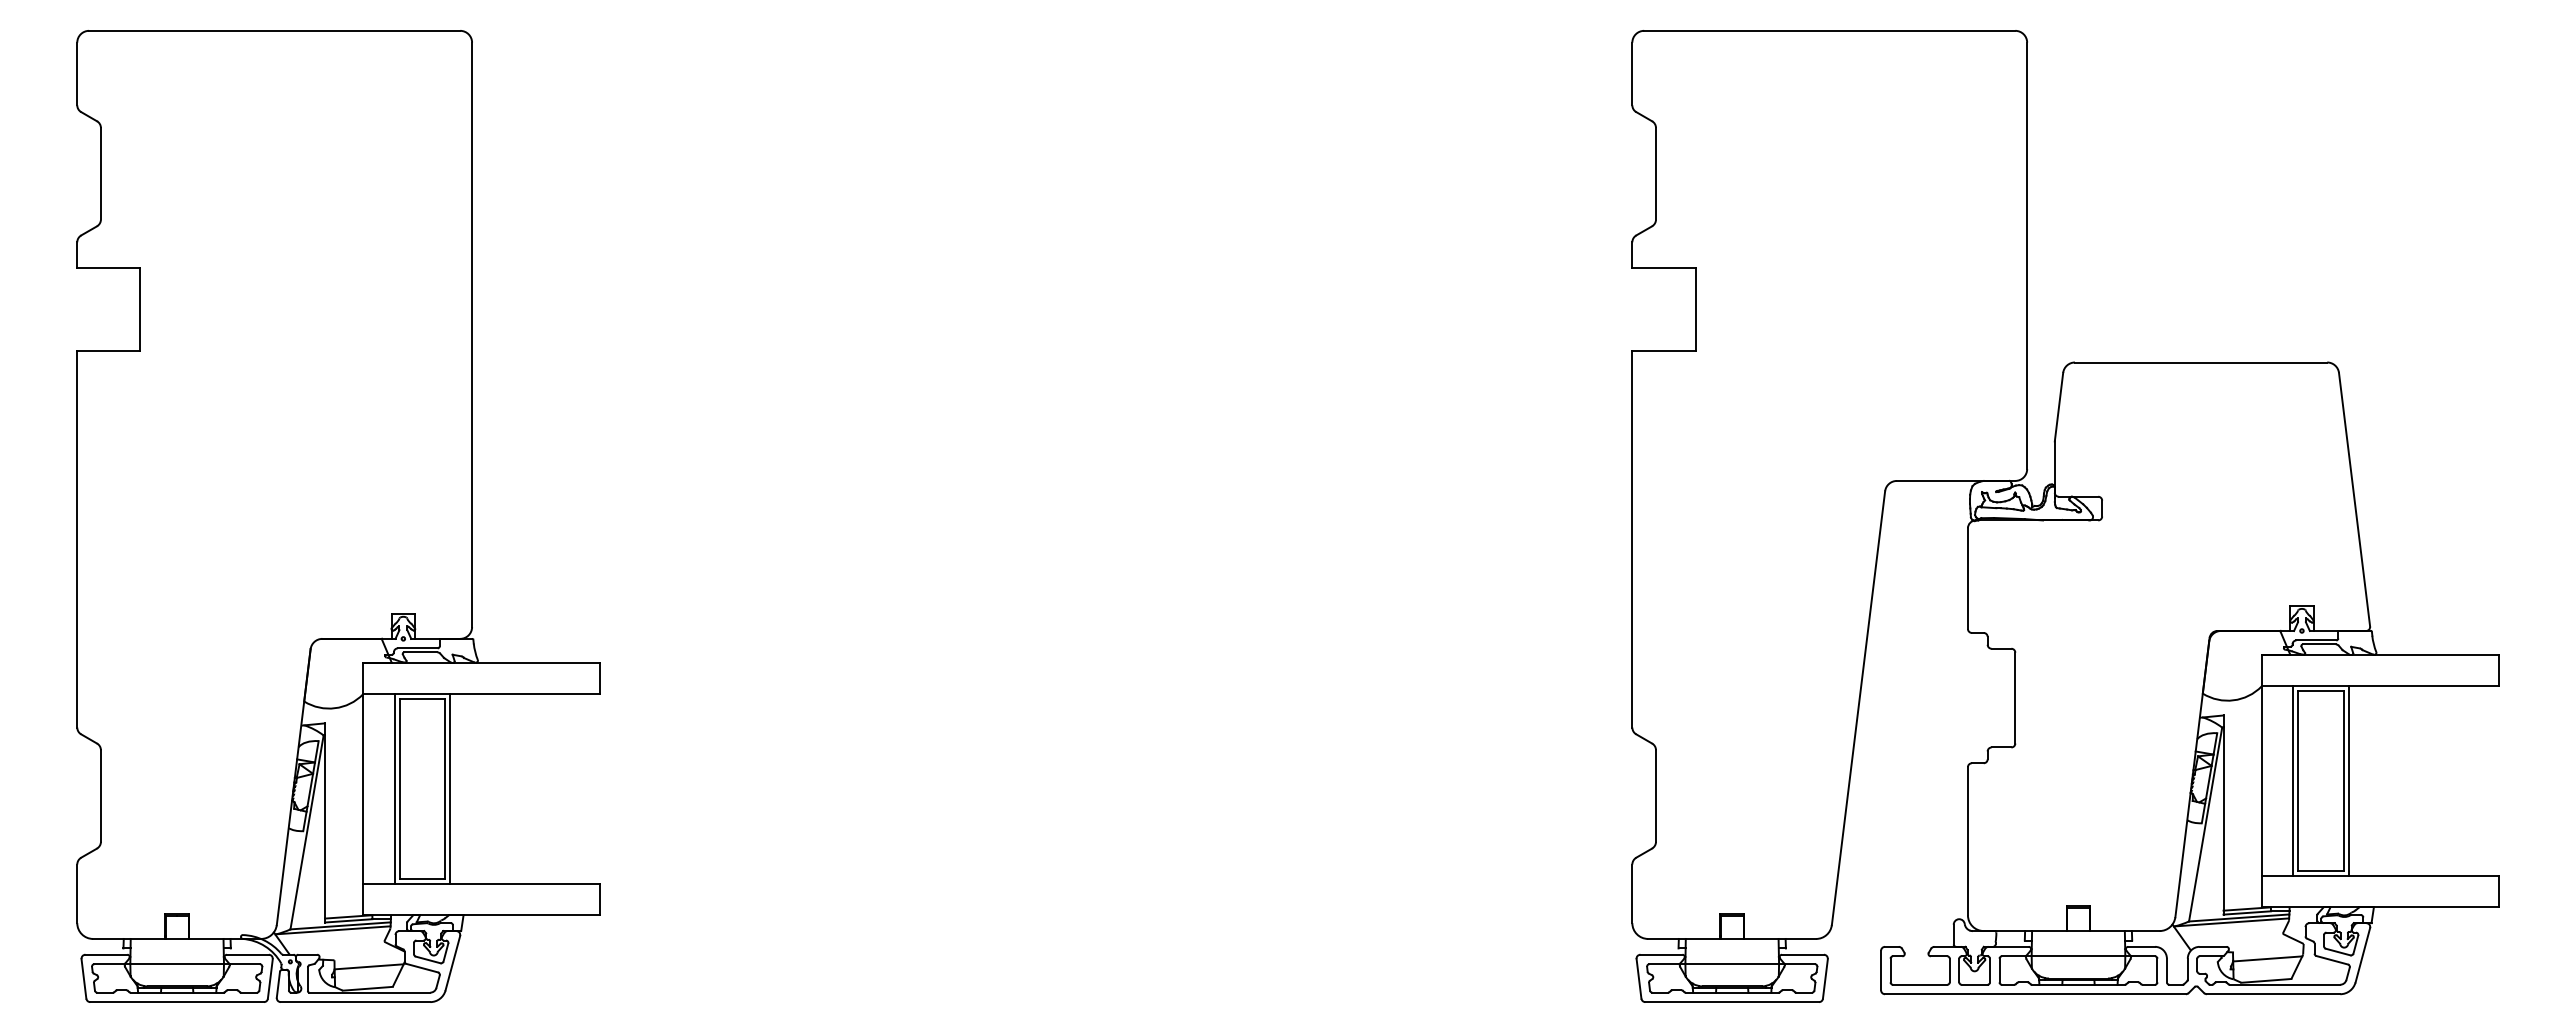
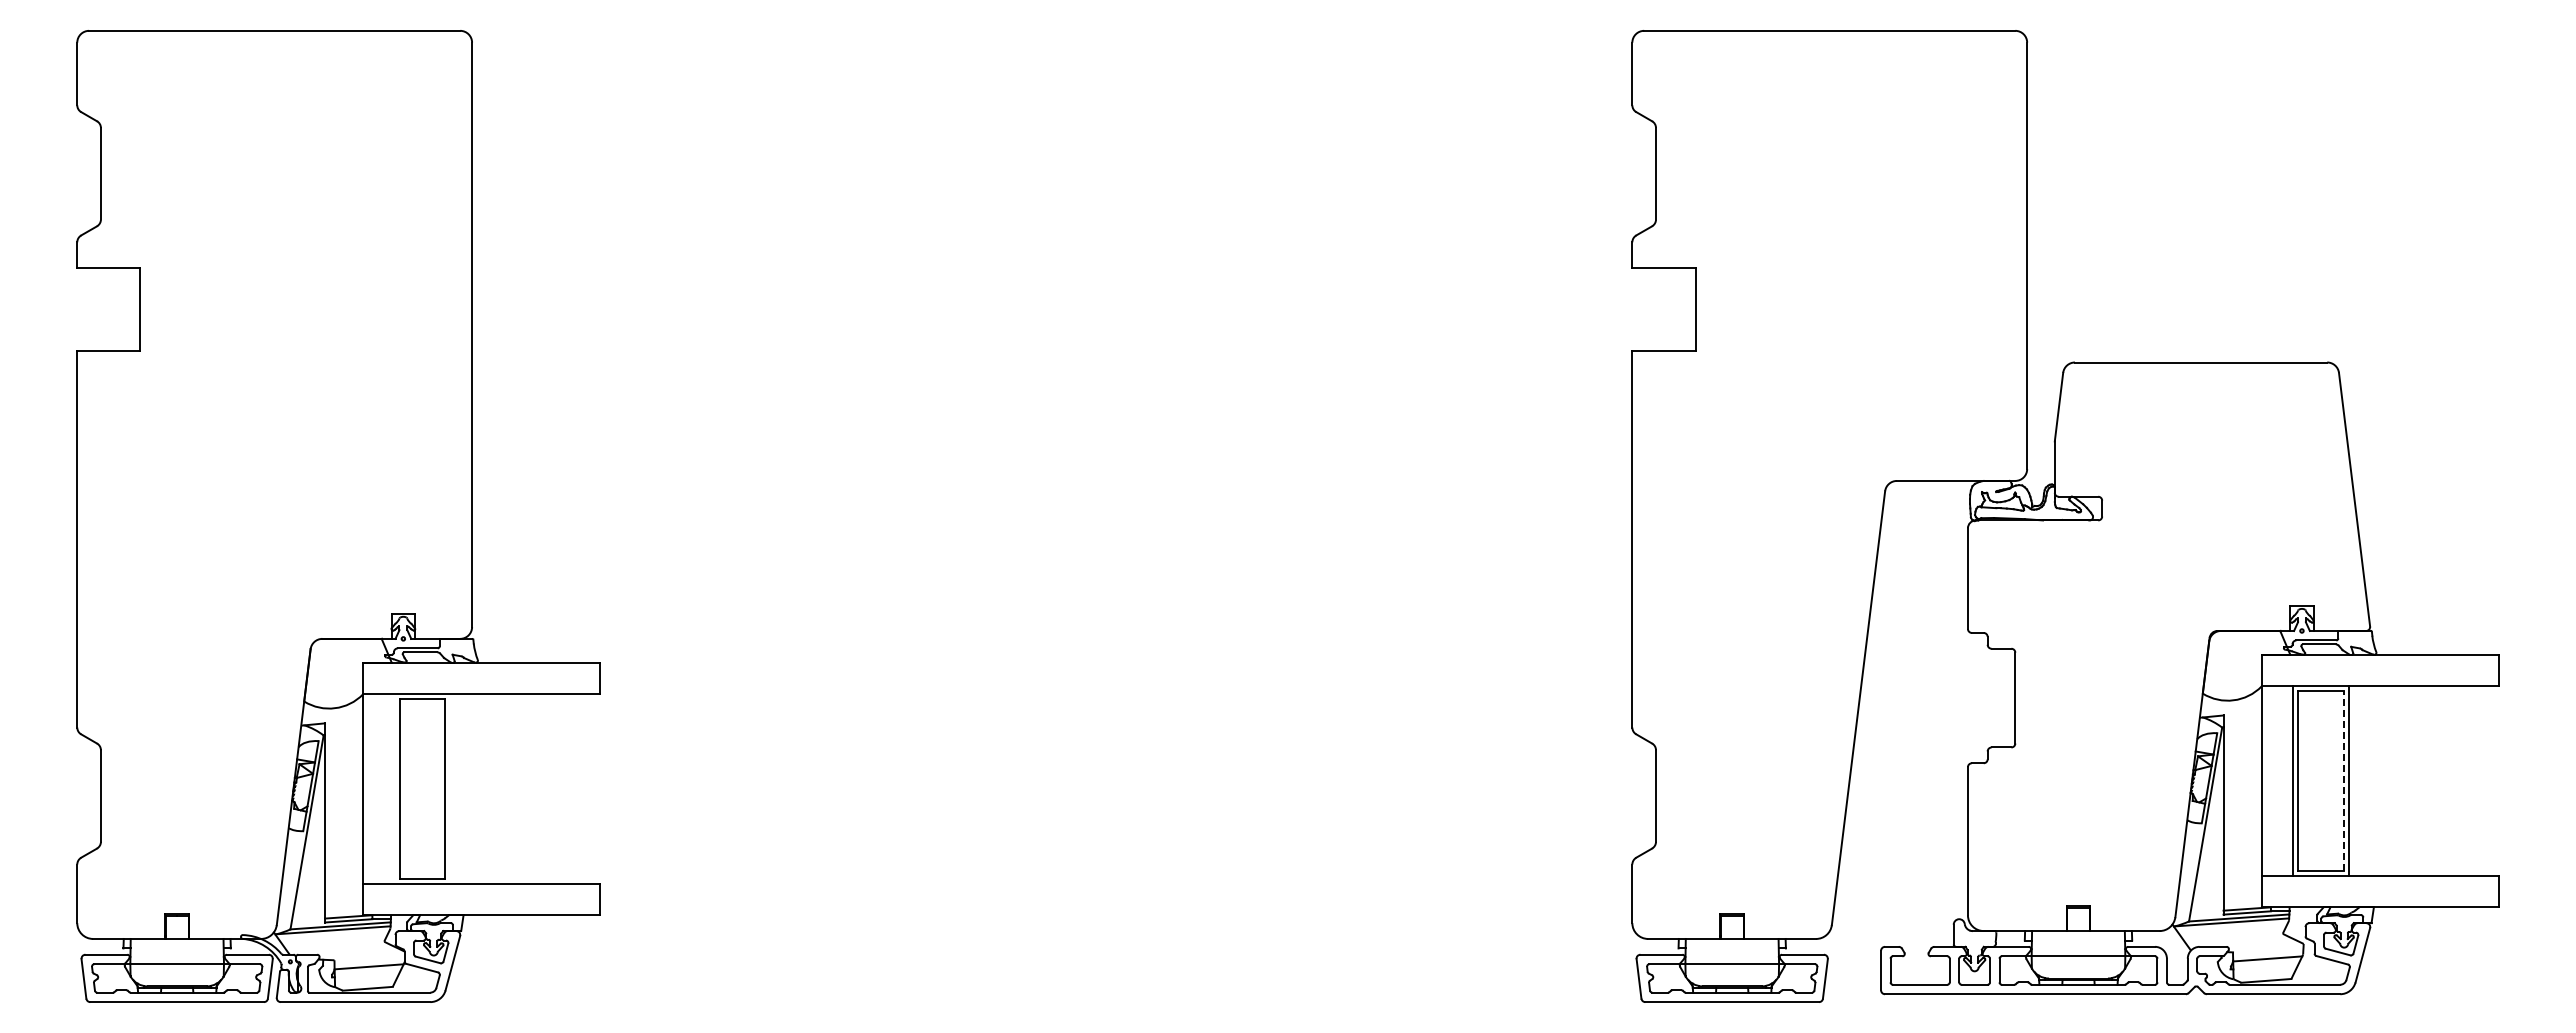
line: solid -> dashed (2343, 780)
line: present -> none (394, 788)
line: present -> none (450, 788)
